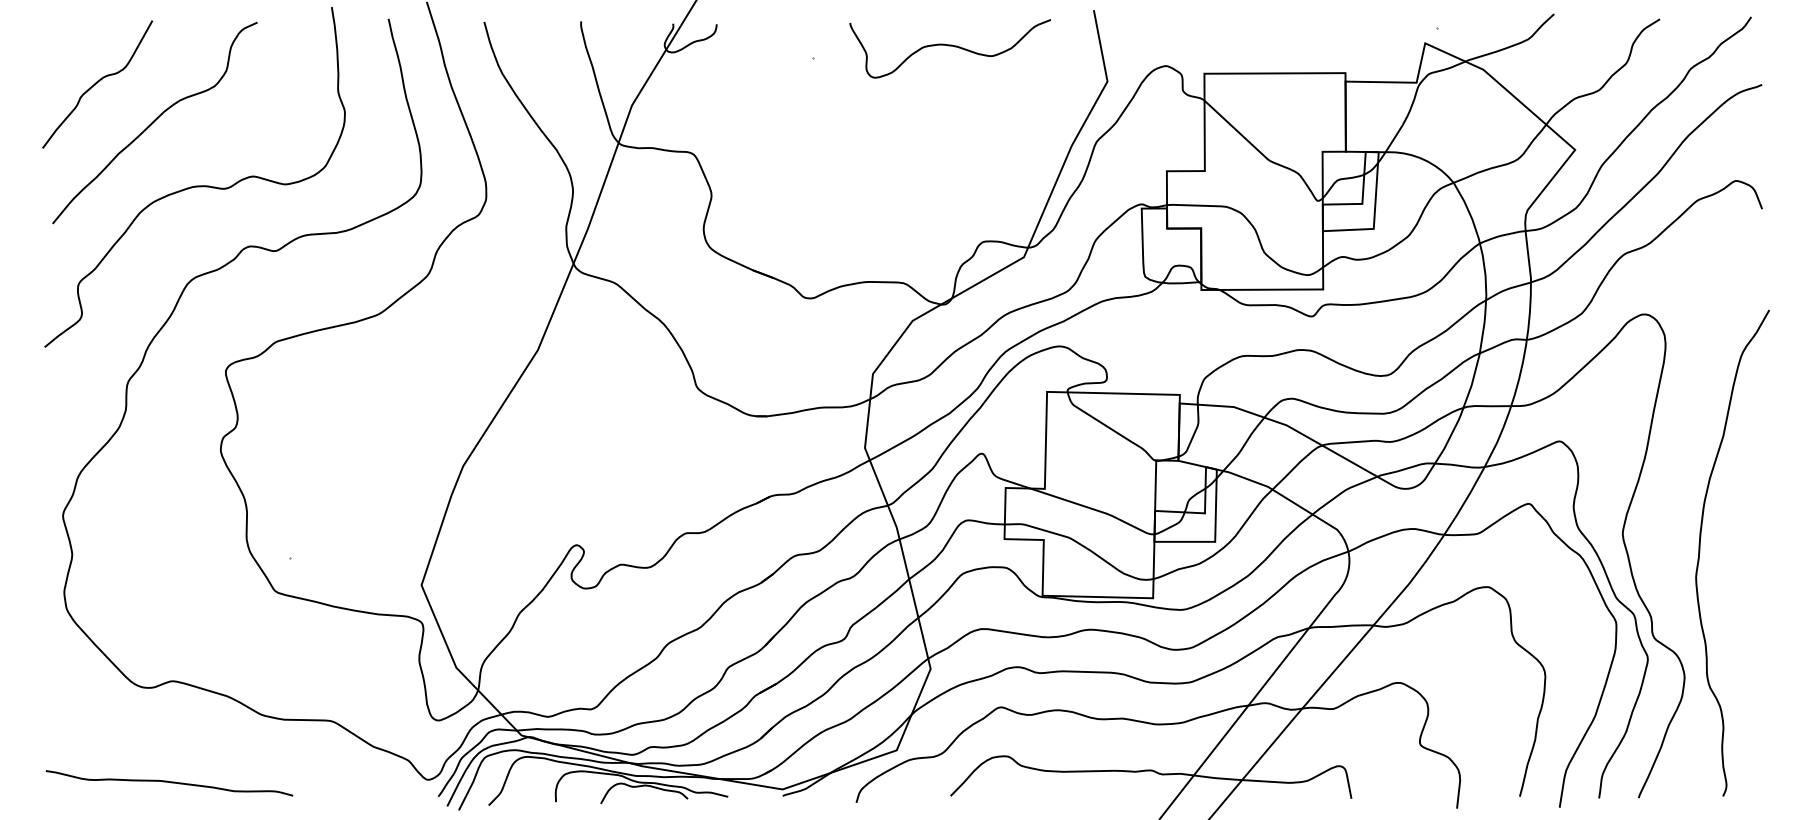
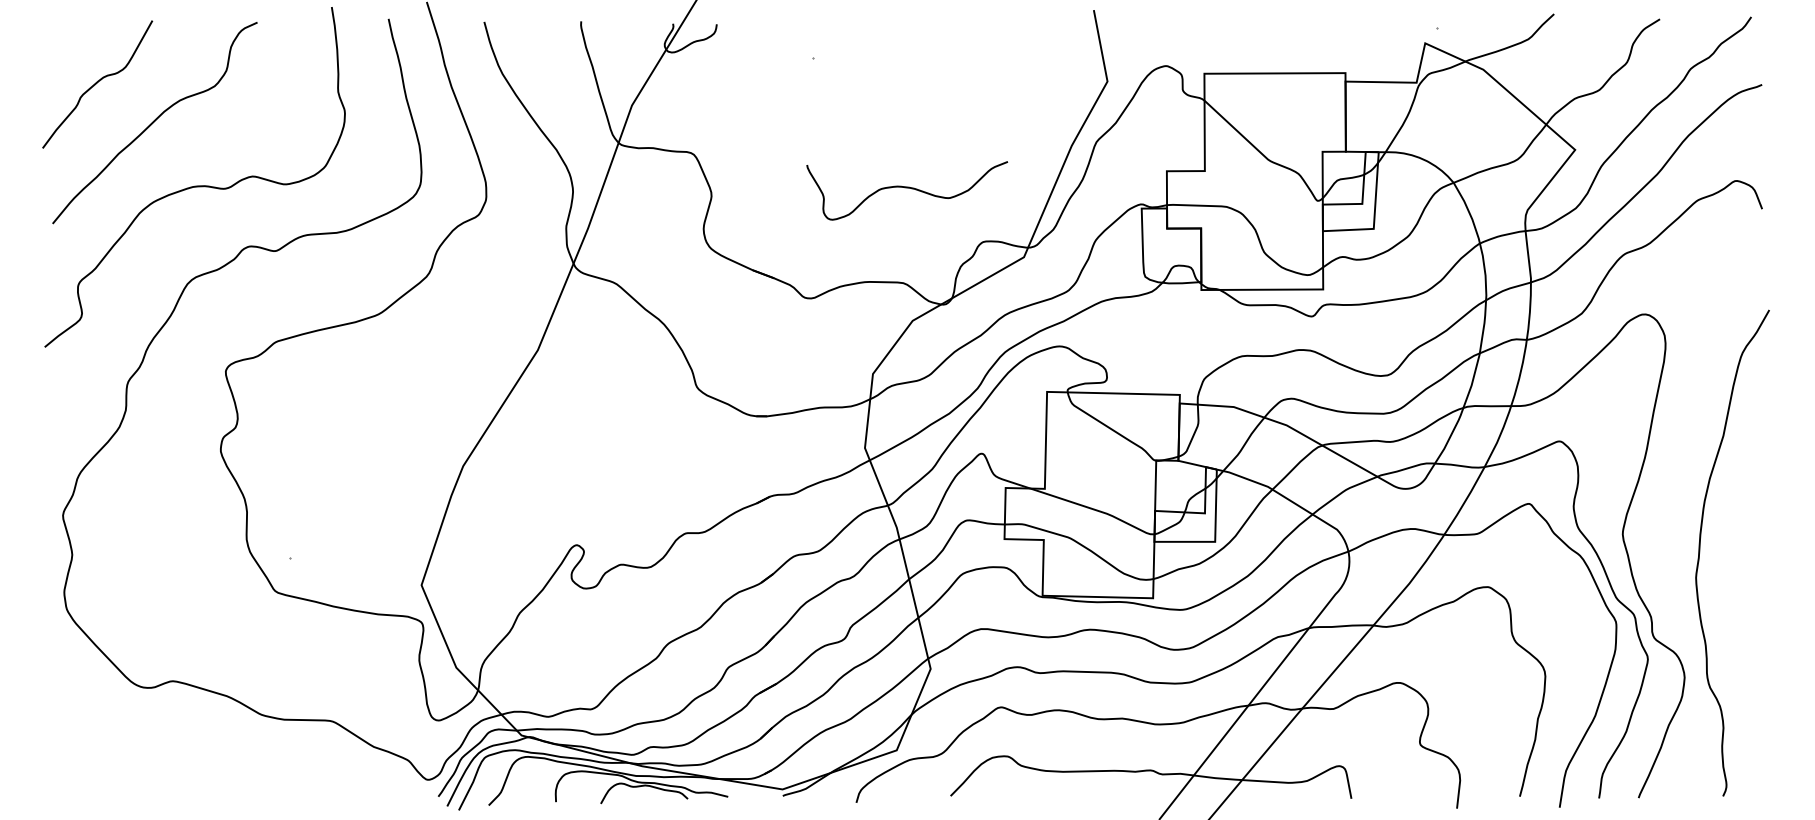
curve position: (950, 46) -> (907, 188) (907, 188)
curve: present -> none (169, 782)
